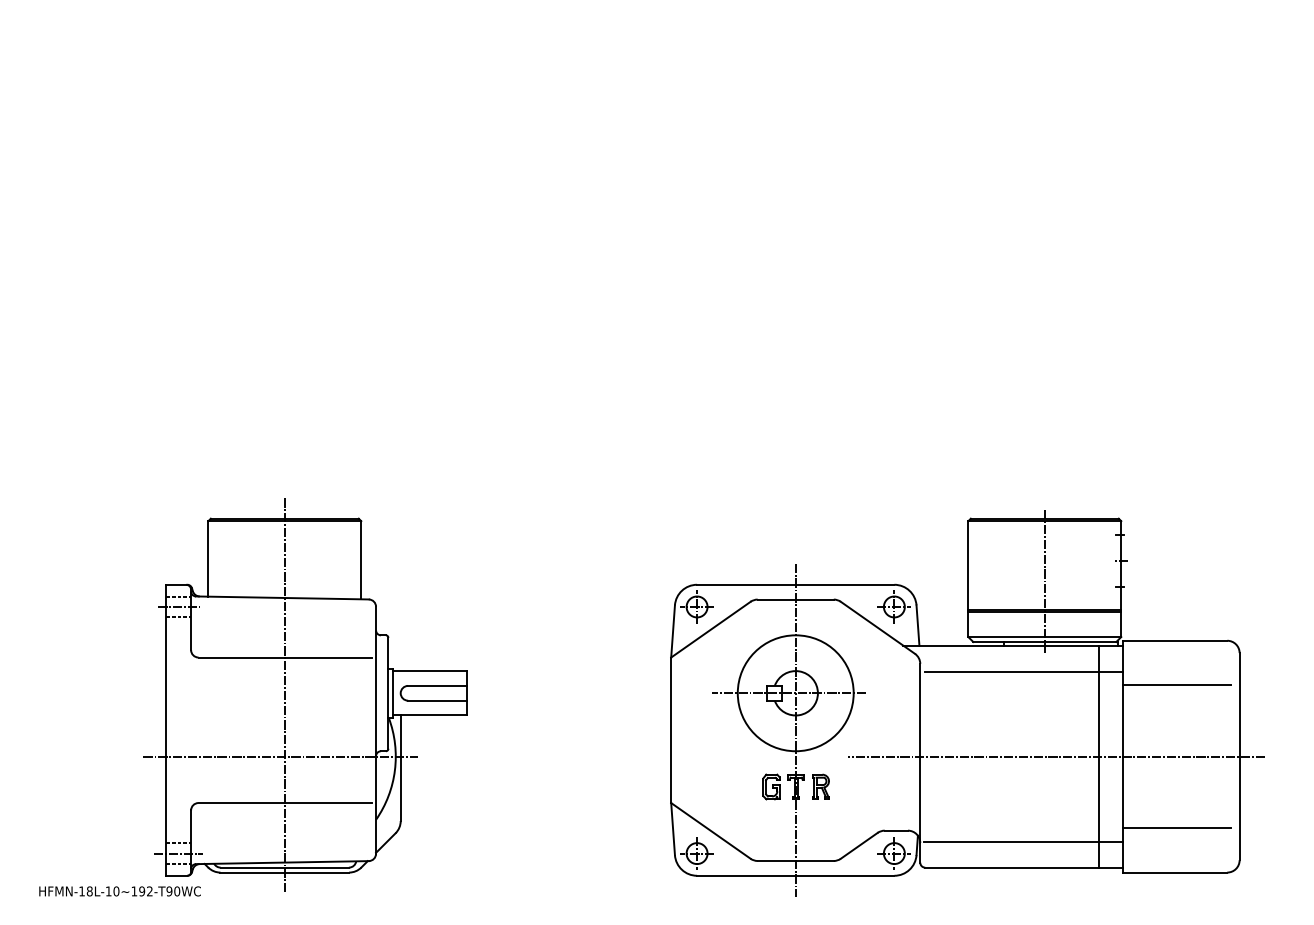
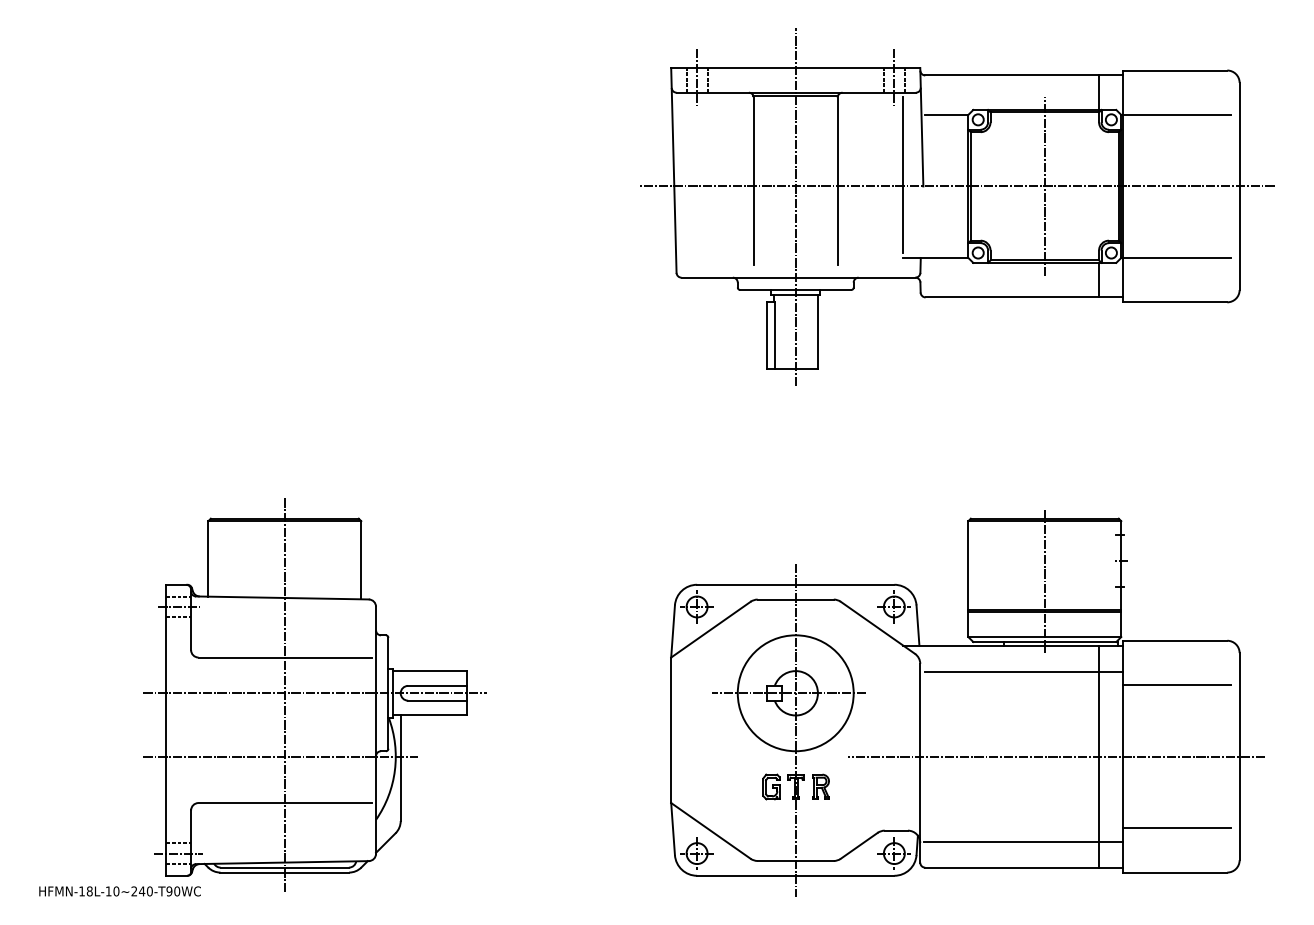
part: none -> present (957, 206)
line: none -> present (314, 693)
text: HFMN-18L-10~192-T90WC -> HFMN-18L-10~240-T90WC (141, 891)
